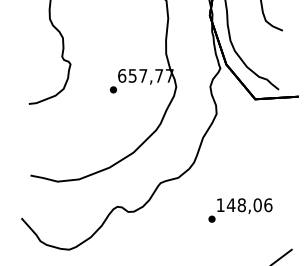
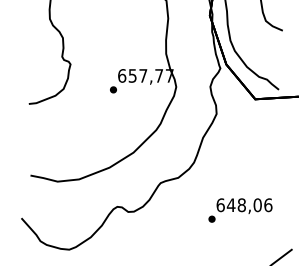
text: 148,06 -> 648,06 (220, 205)
